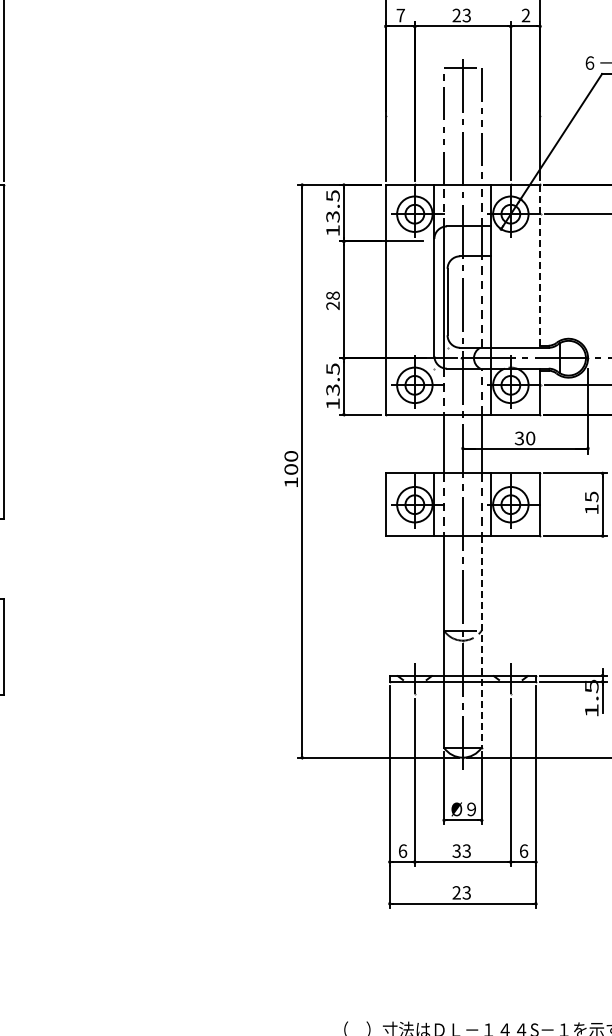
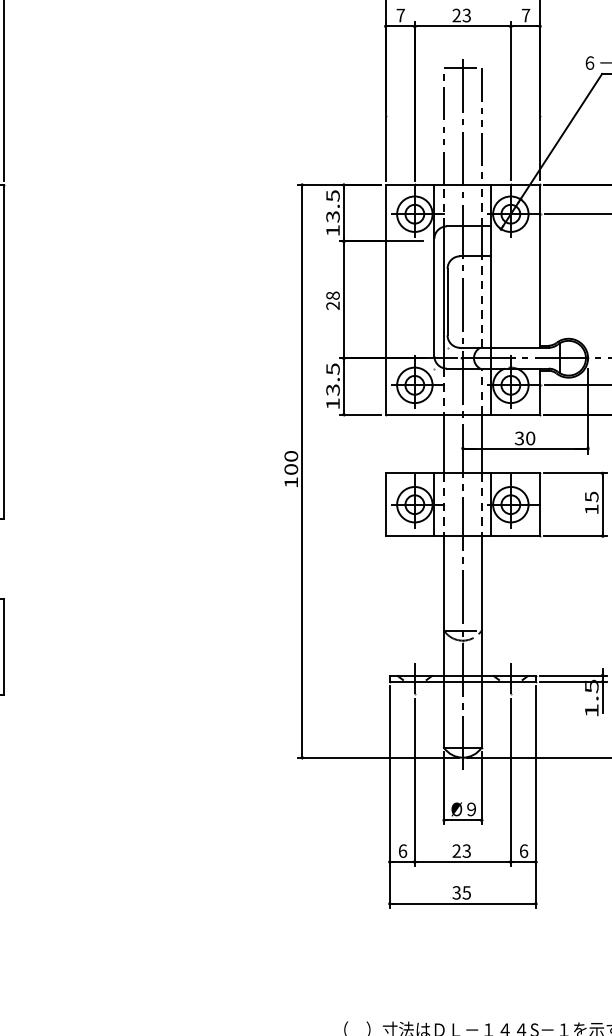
text: 2 -> 7 (525, 15)
line: dashed -> solid (540, 266)
line: dashed -> solid (481, 641)
text: 33 -> 23 (456, 850)
text: 23 -> 35 (461, 892)
